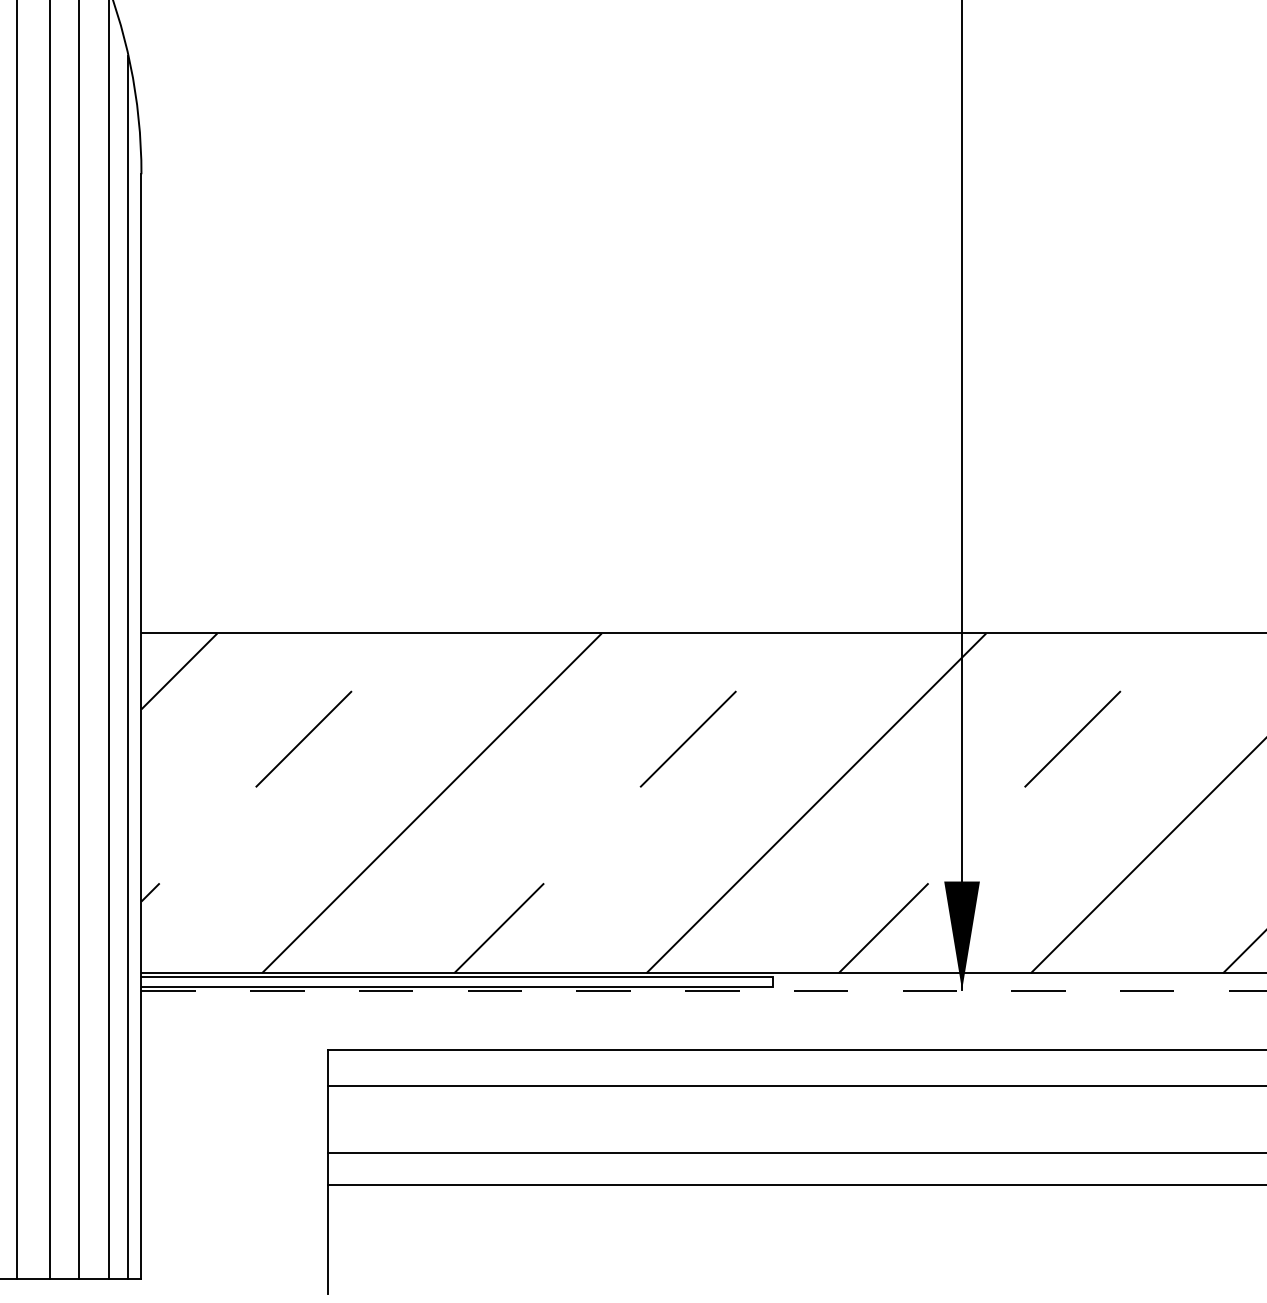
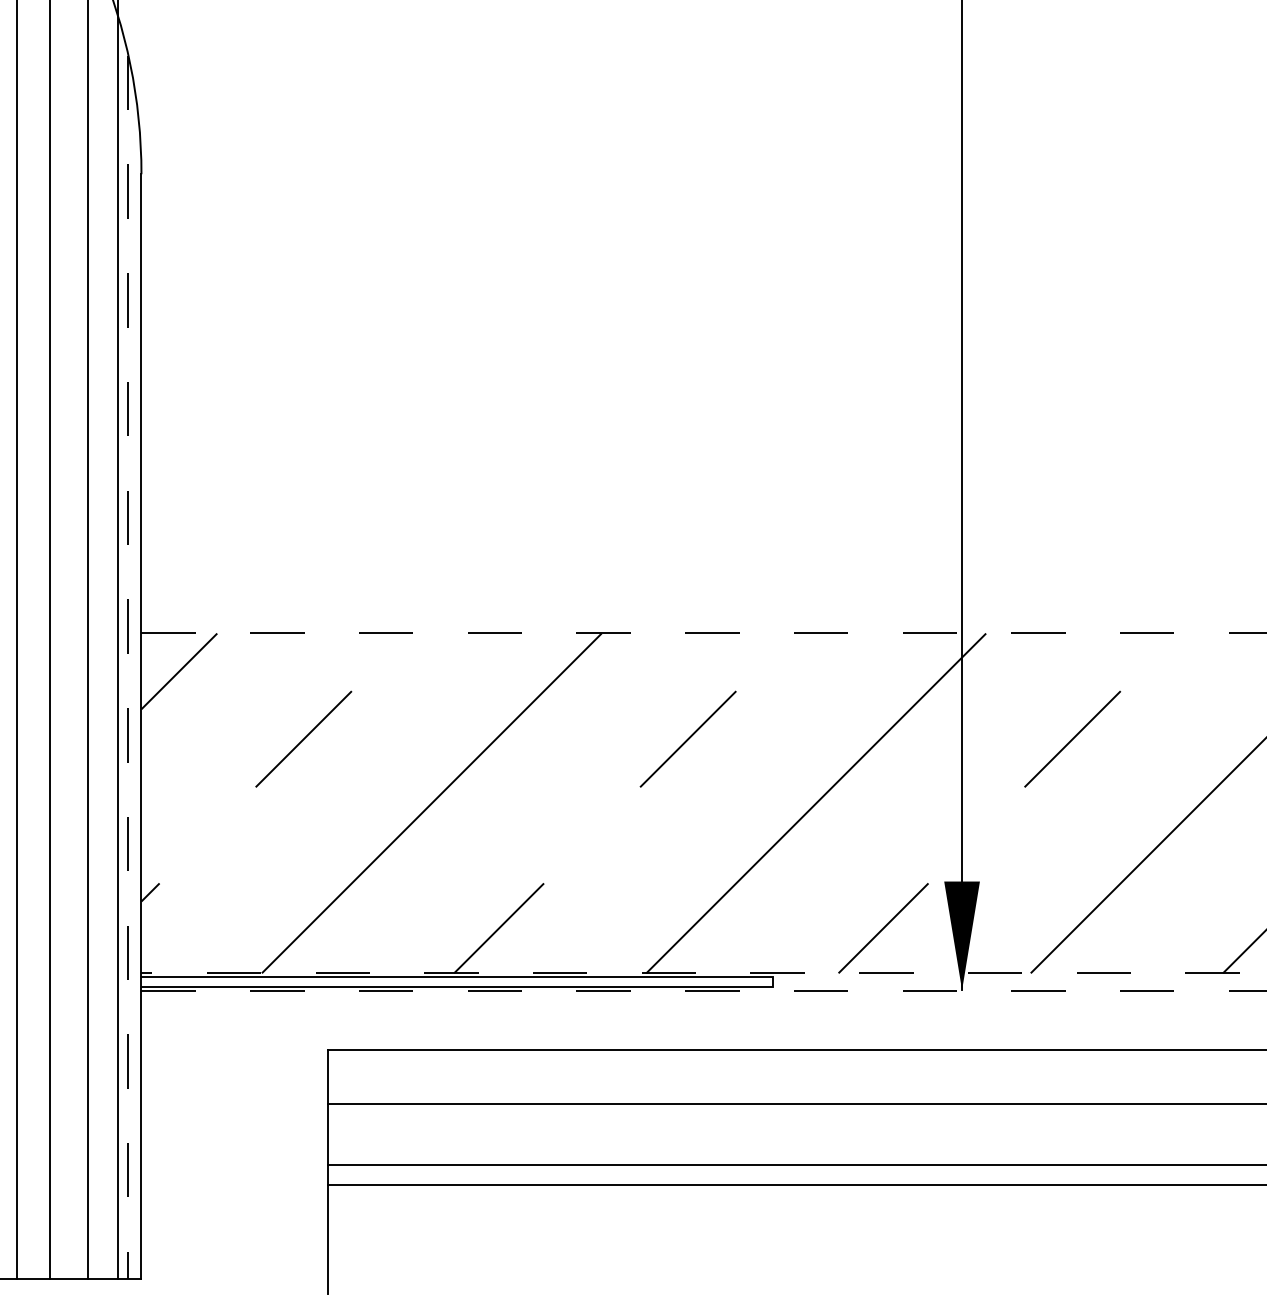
line: solid -> dashed (704, 633)
line position: (79, 640) -> (88, 640) (88, 640)
line position: (108, 640) -> (117, 640) (117, 640)
line: solid -> dashed (128, 667)
line: solid -> dashed (703, 972)
line position: (795, 1085) -> (795, 1103) (795, 1103)
line position: (795, 1152) -> (795, 1164) (795, 1164)
